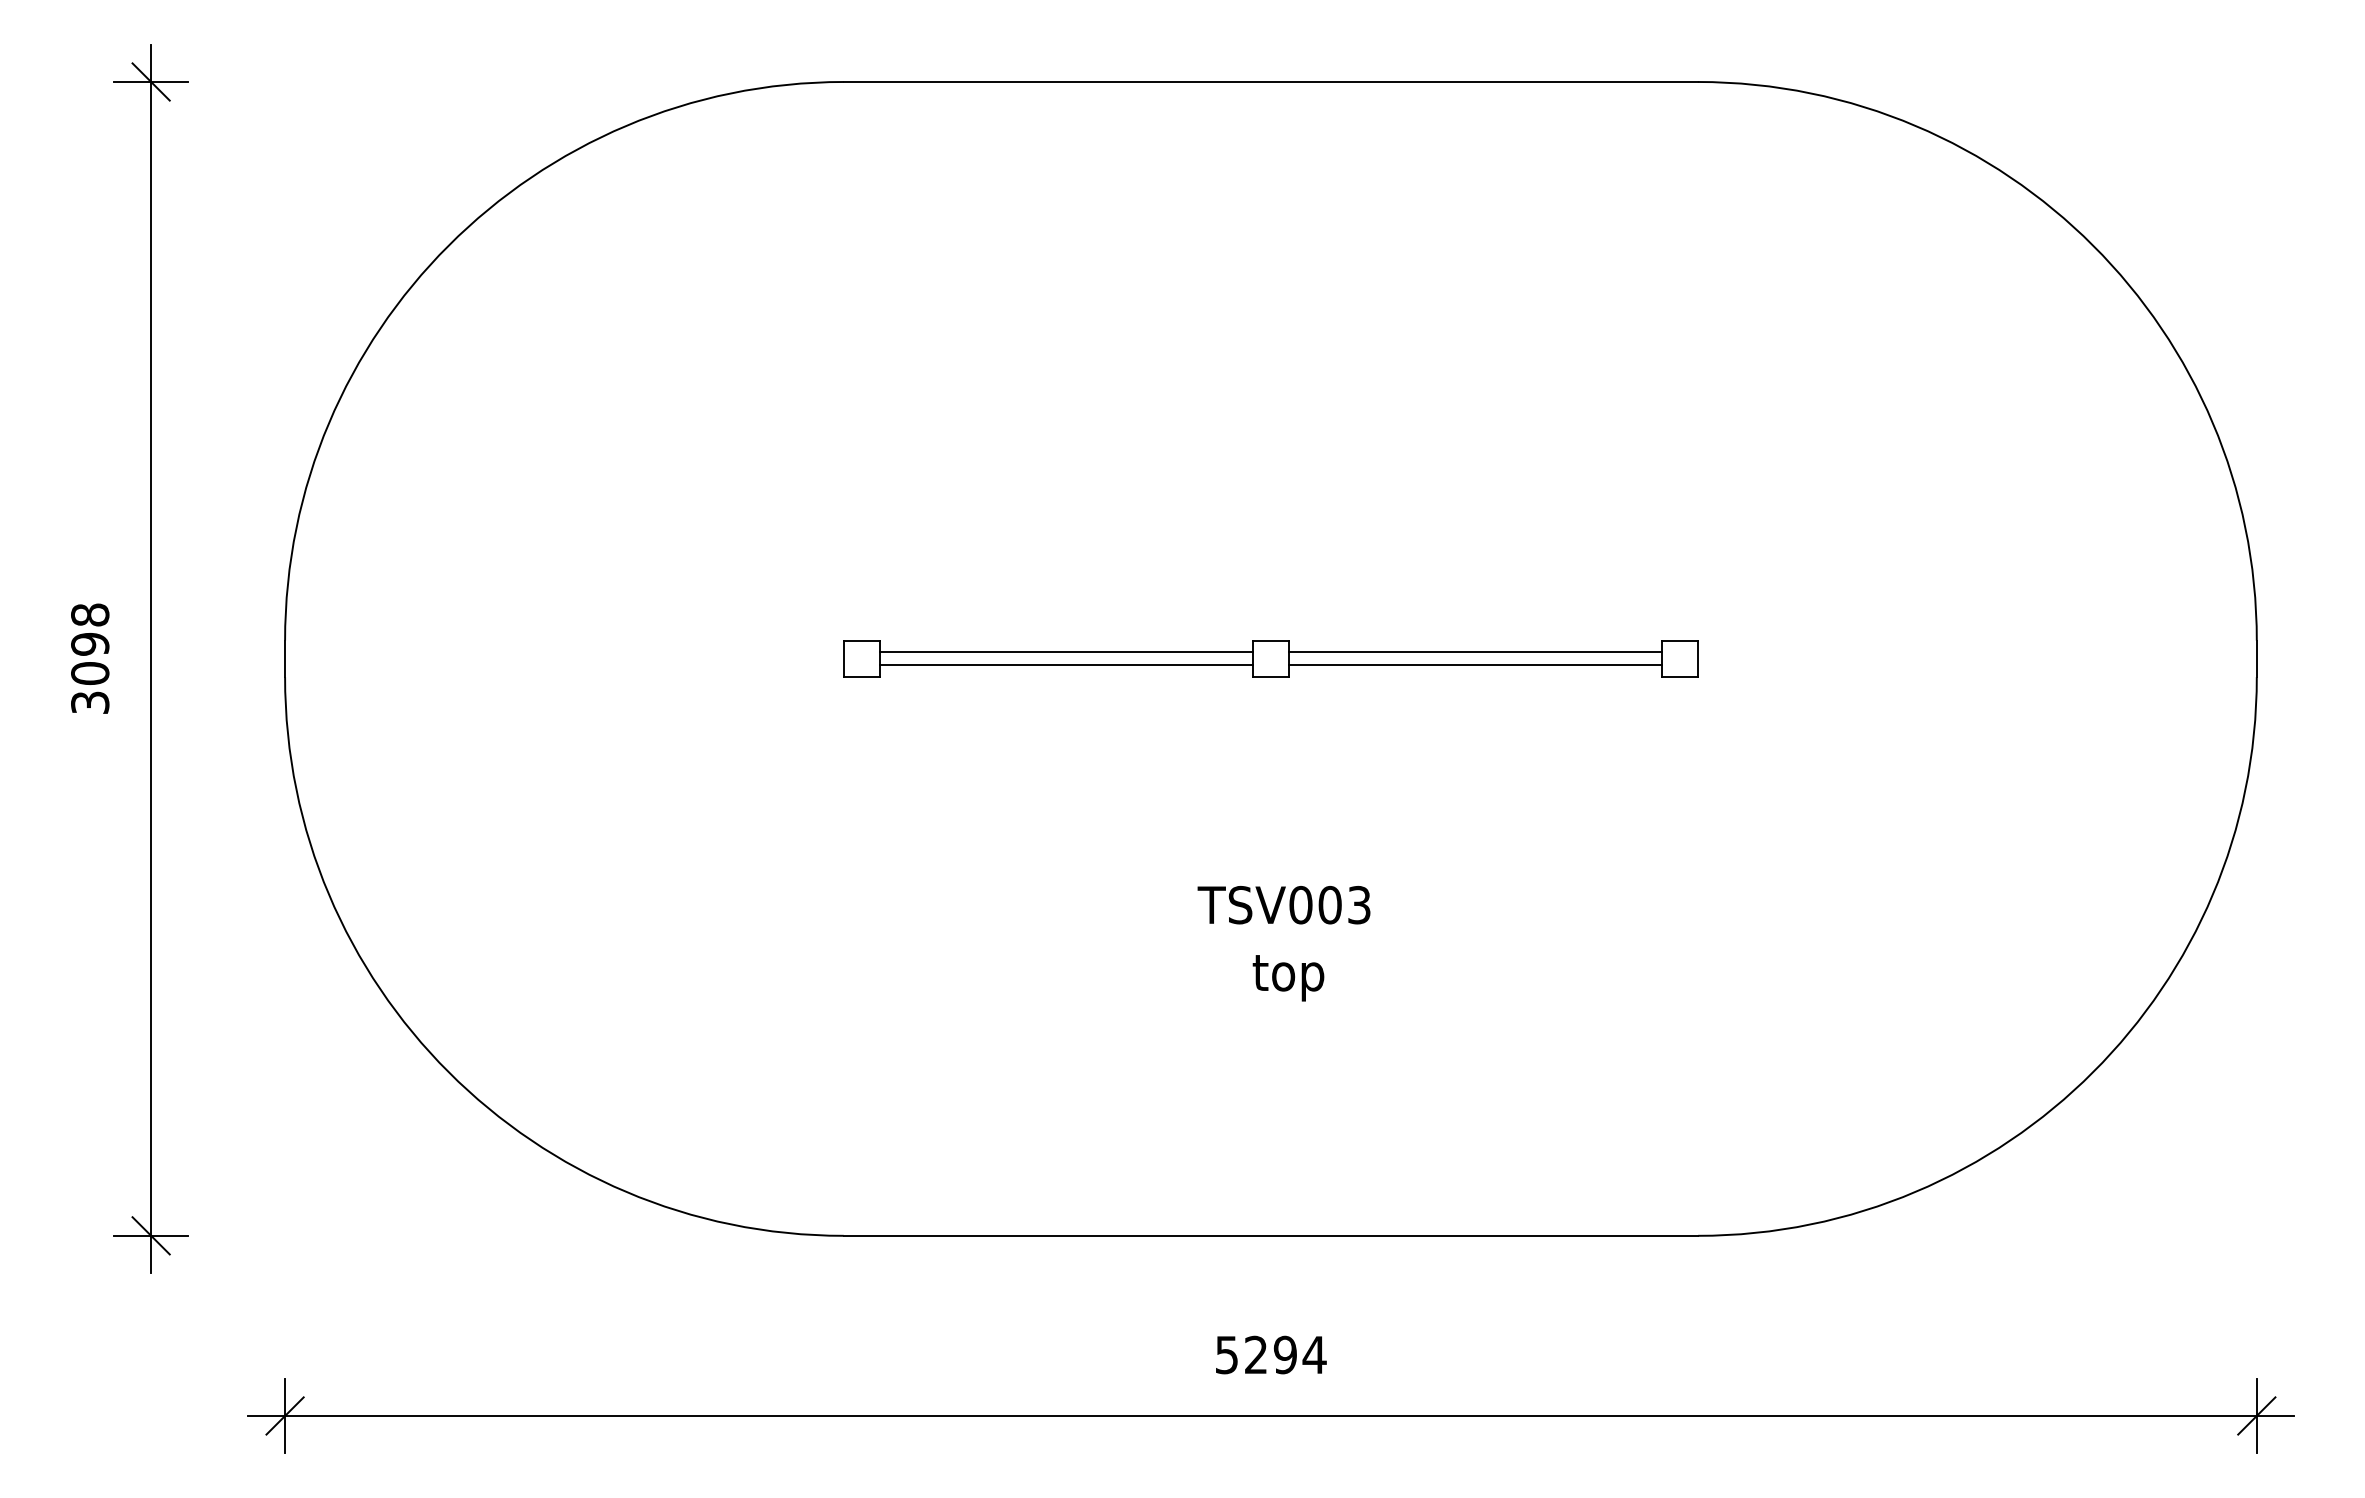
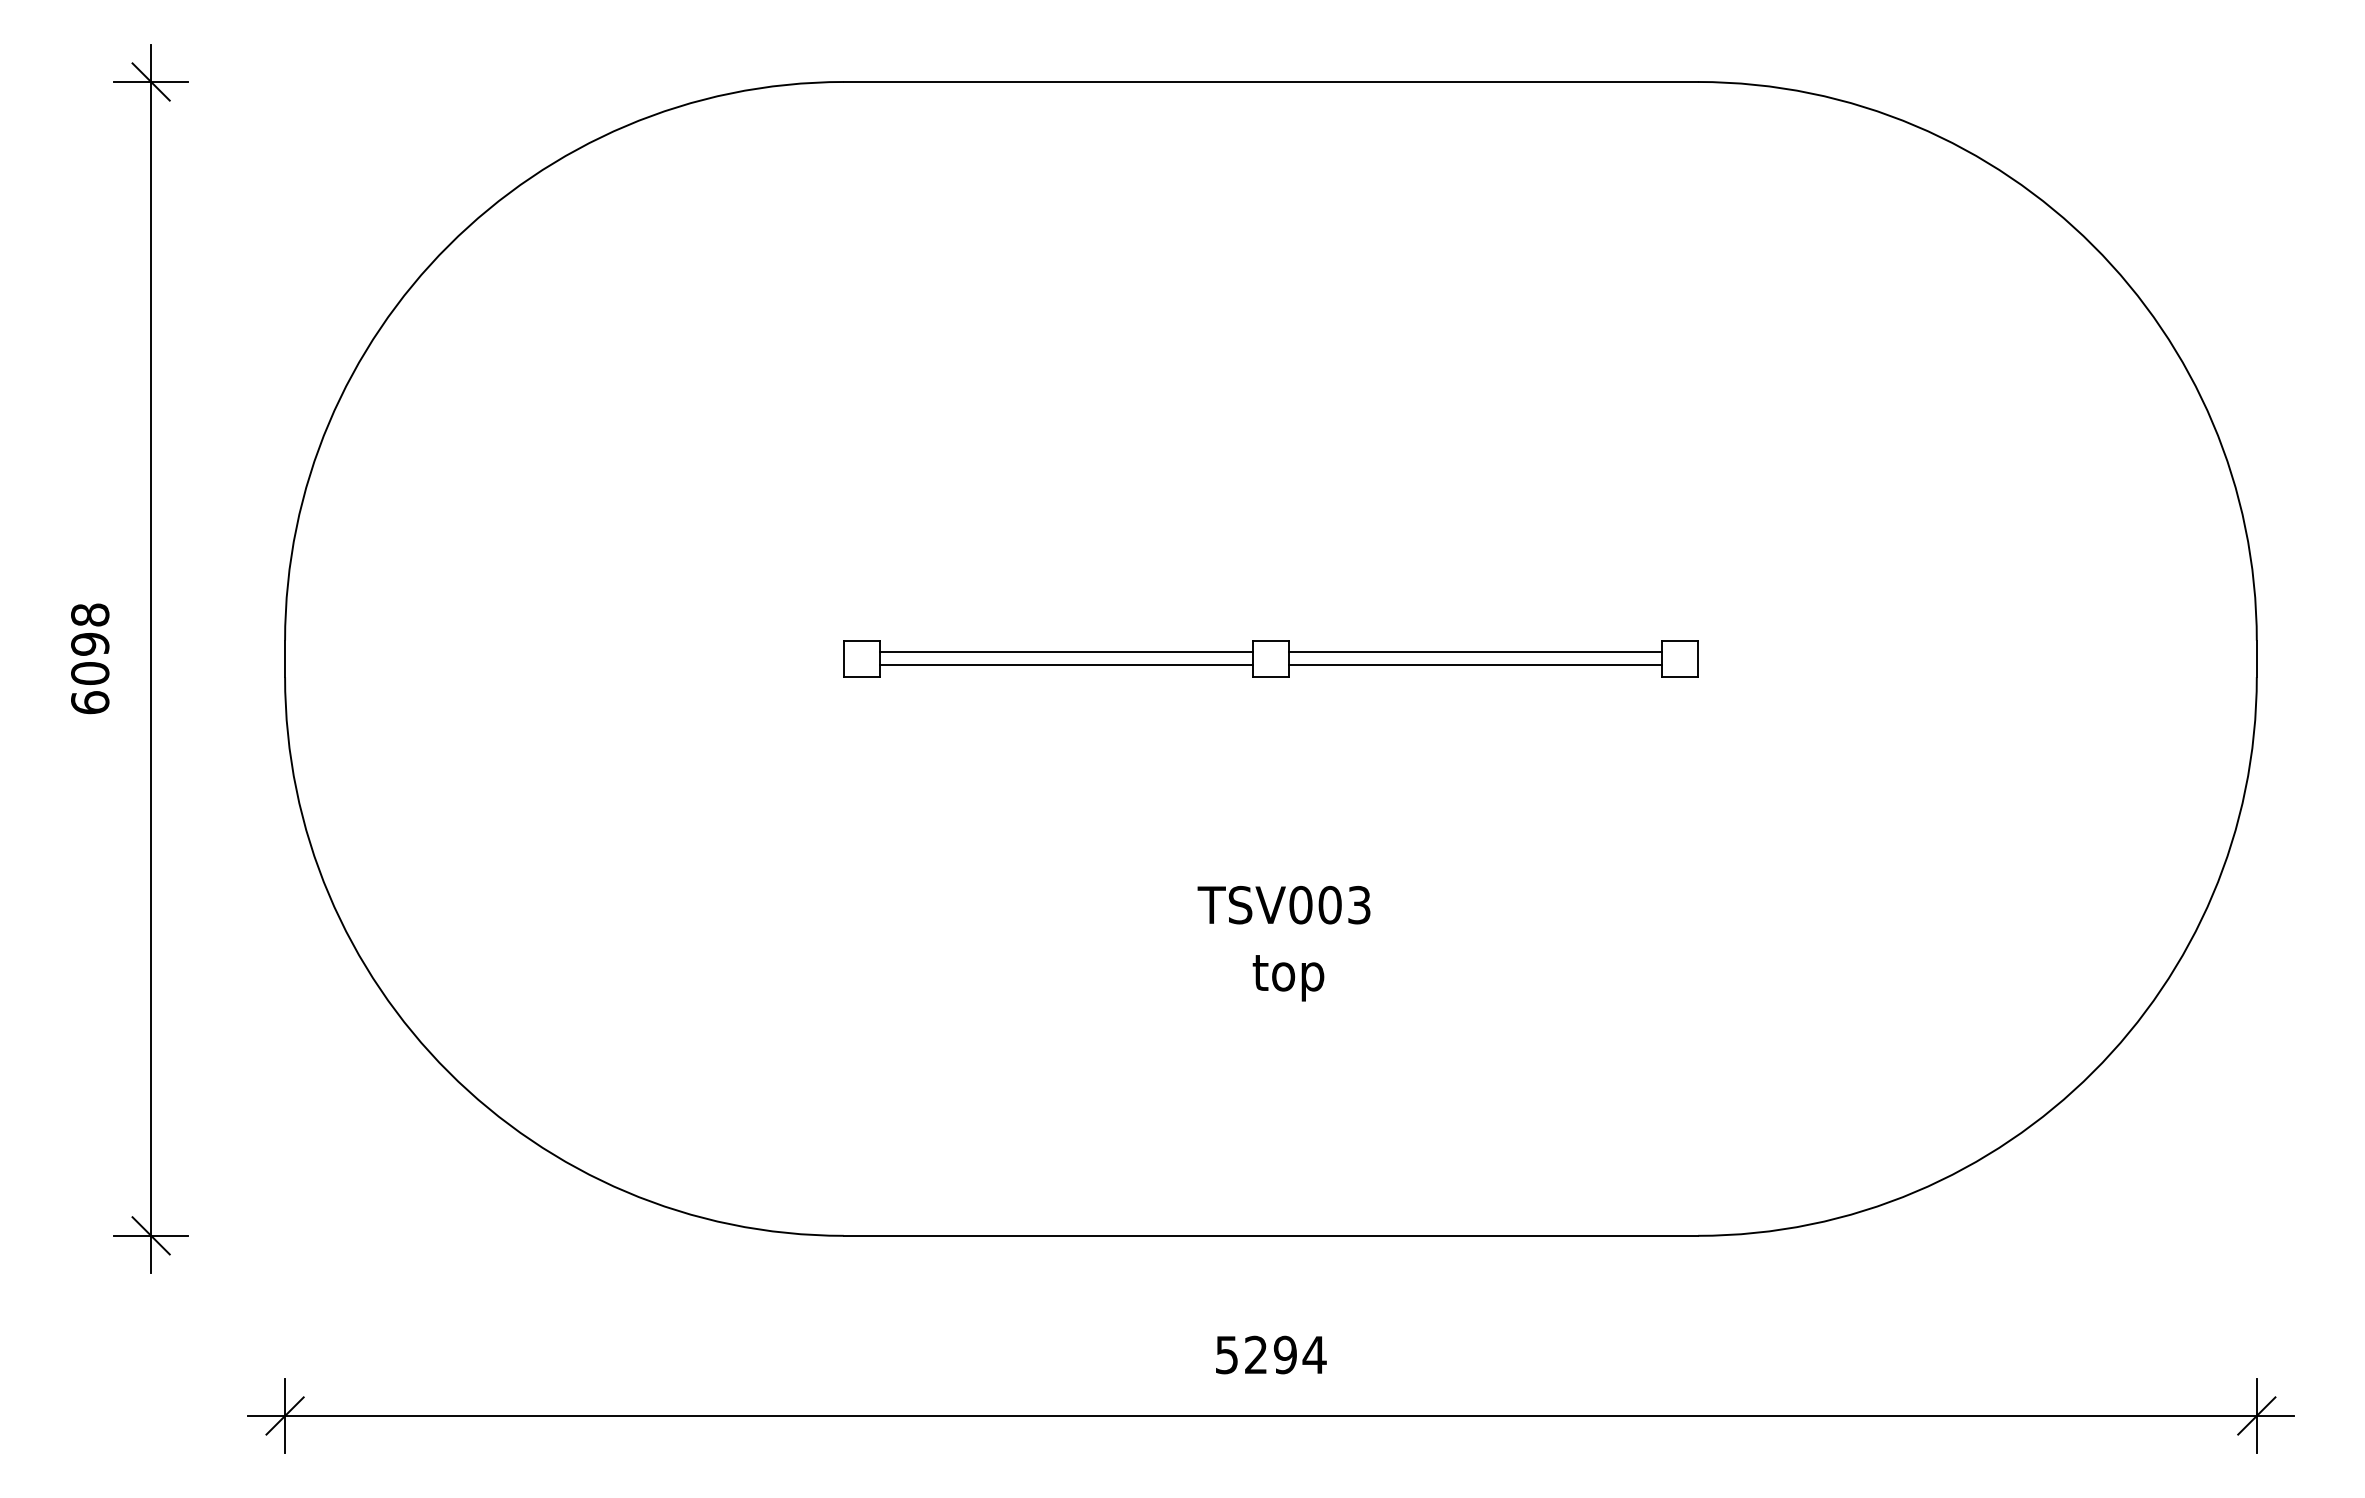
text: 3098 -> 6098 (90, 702)
